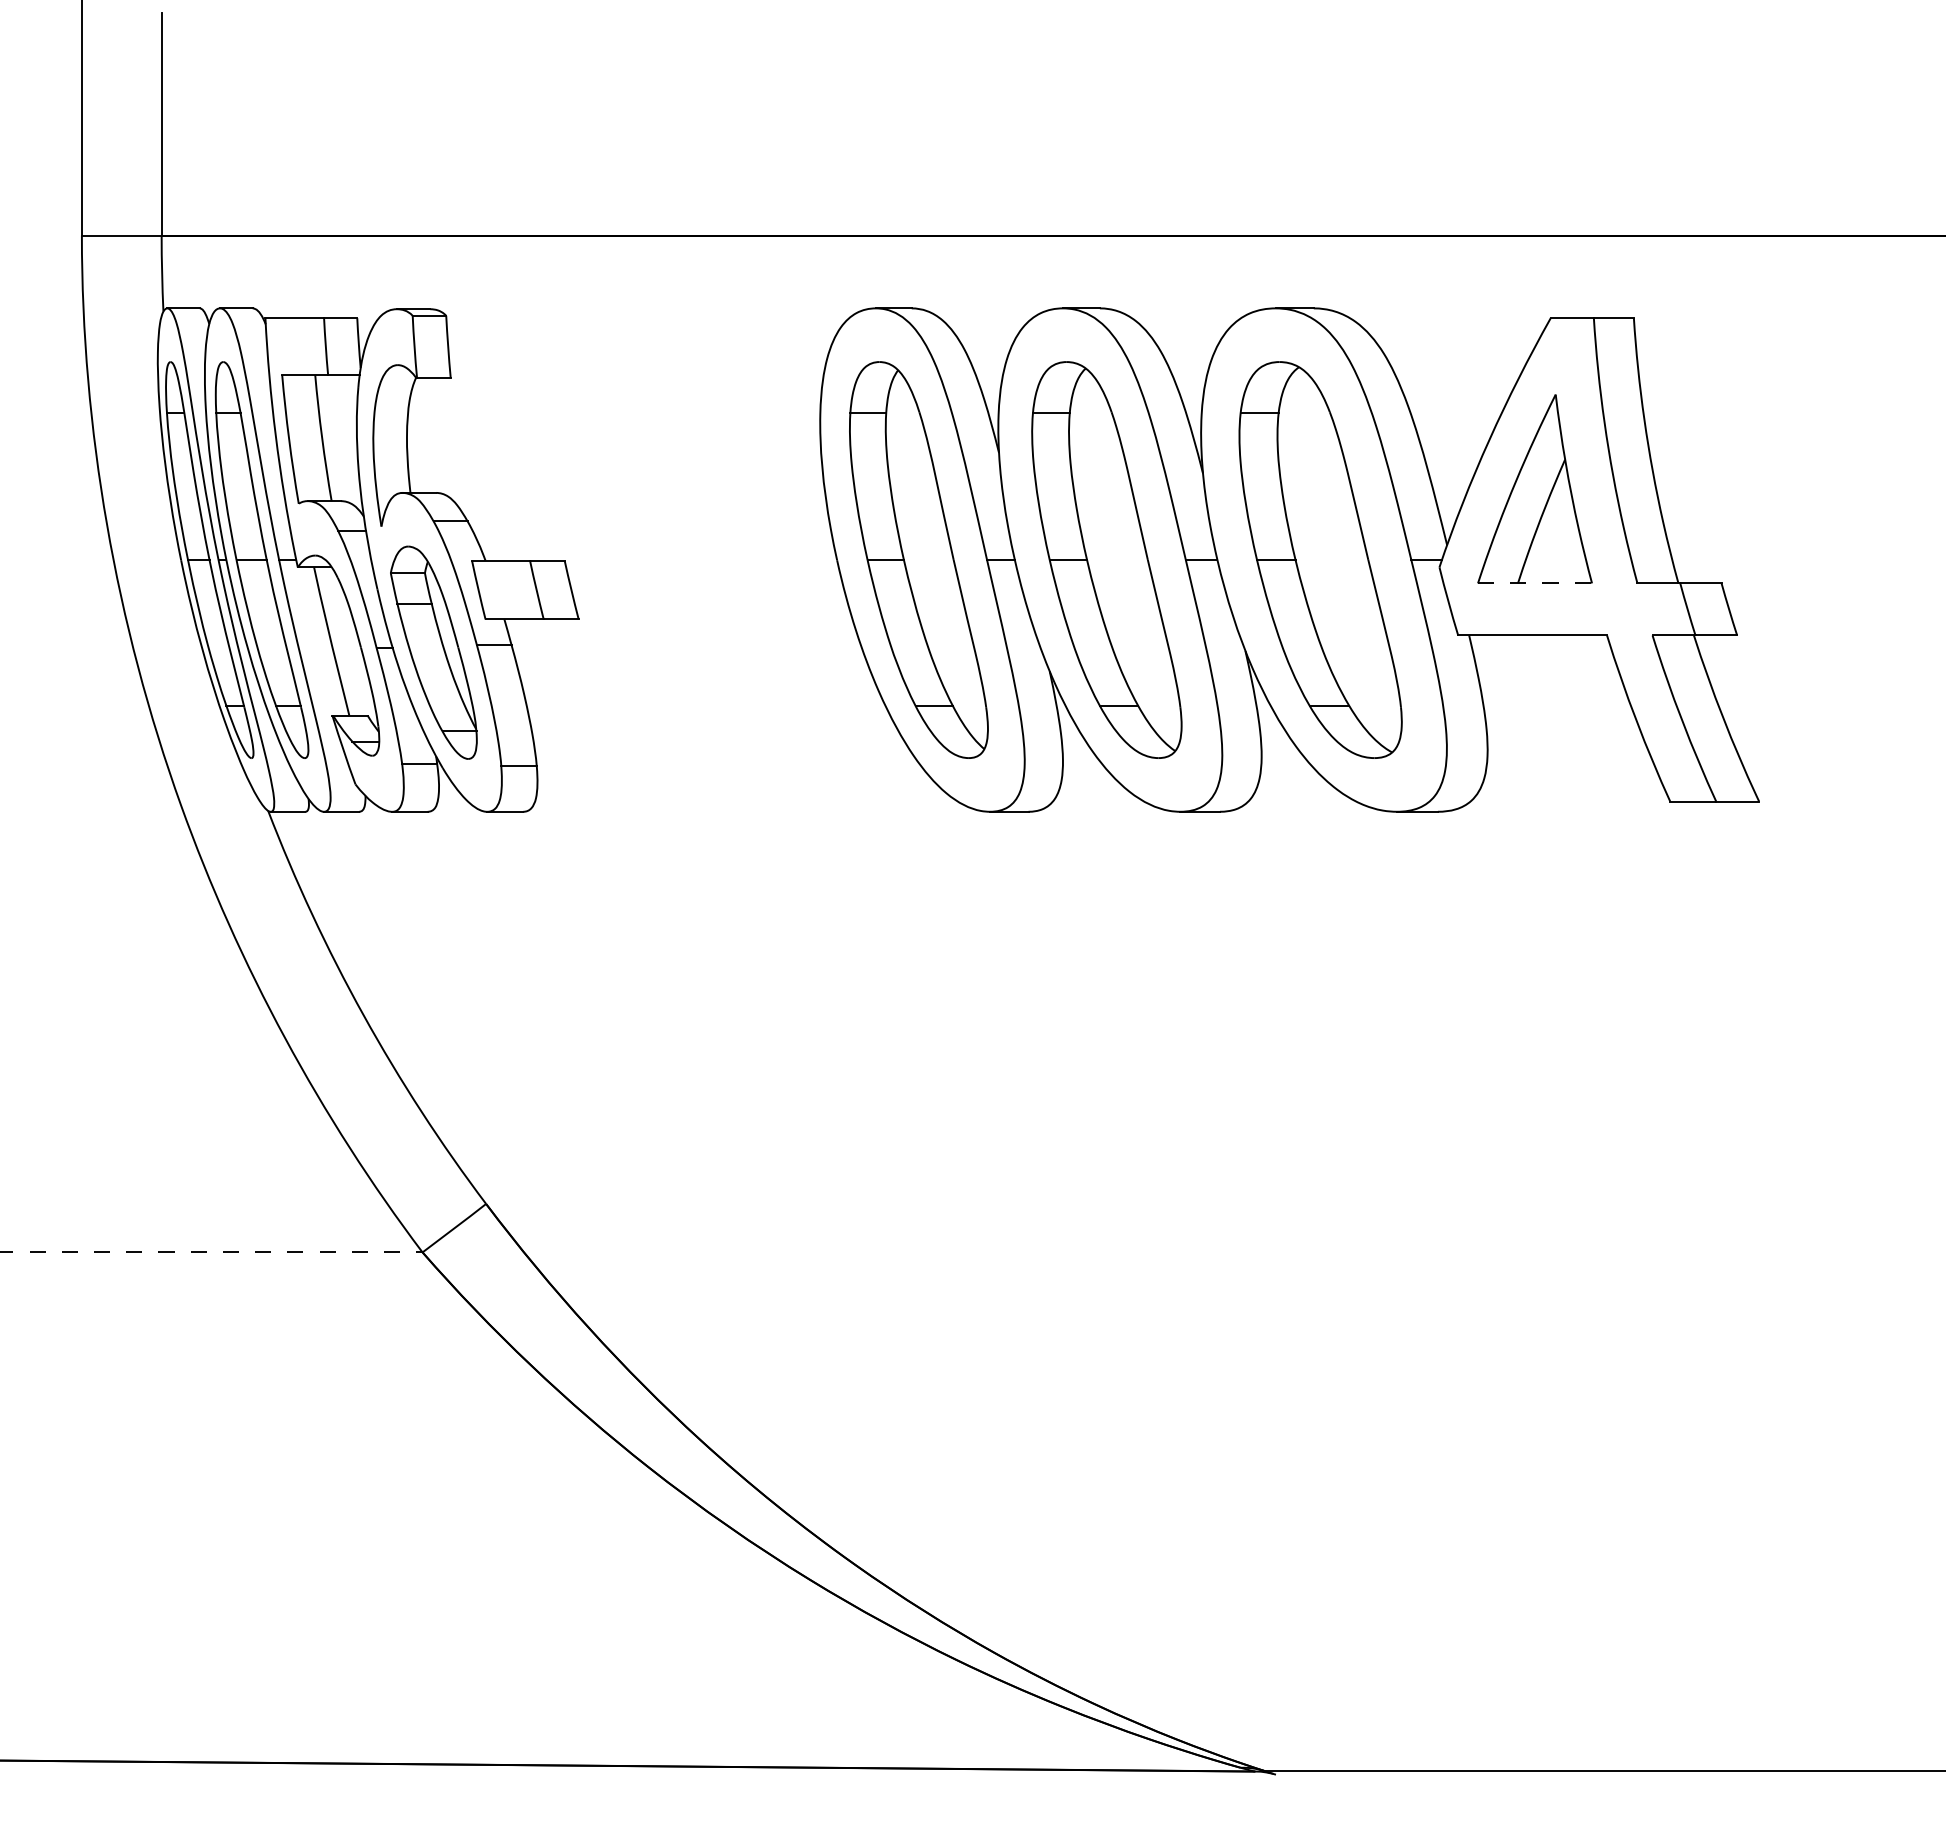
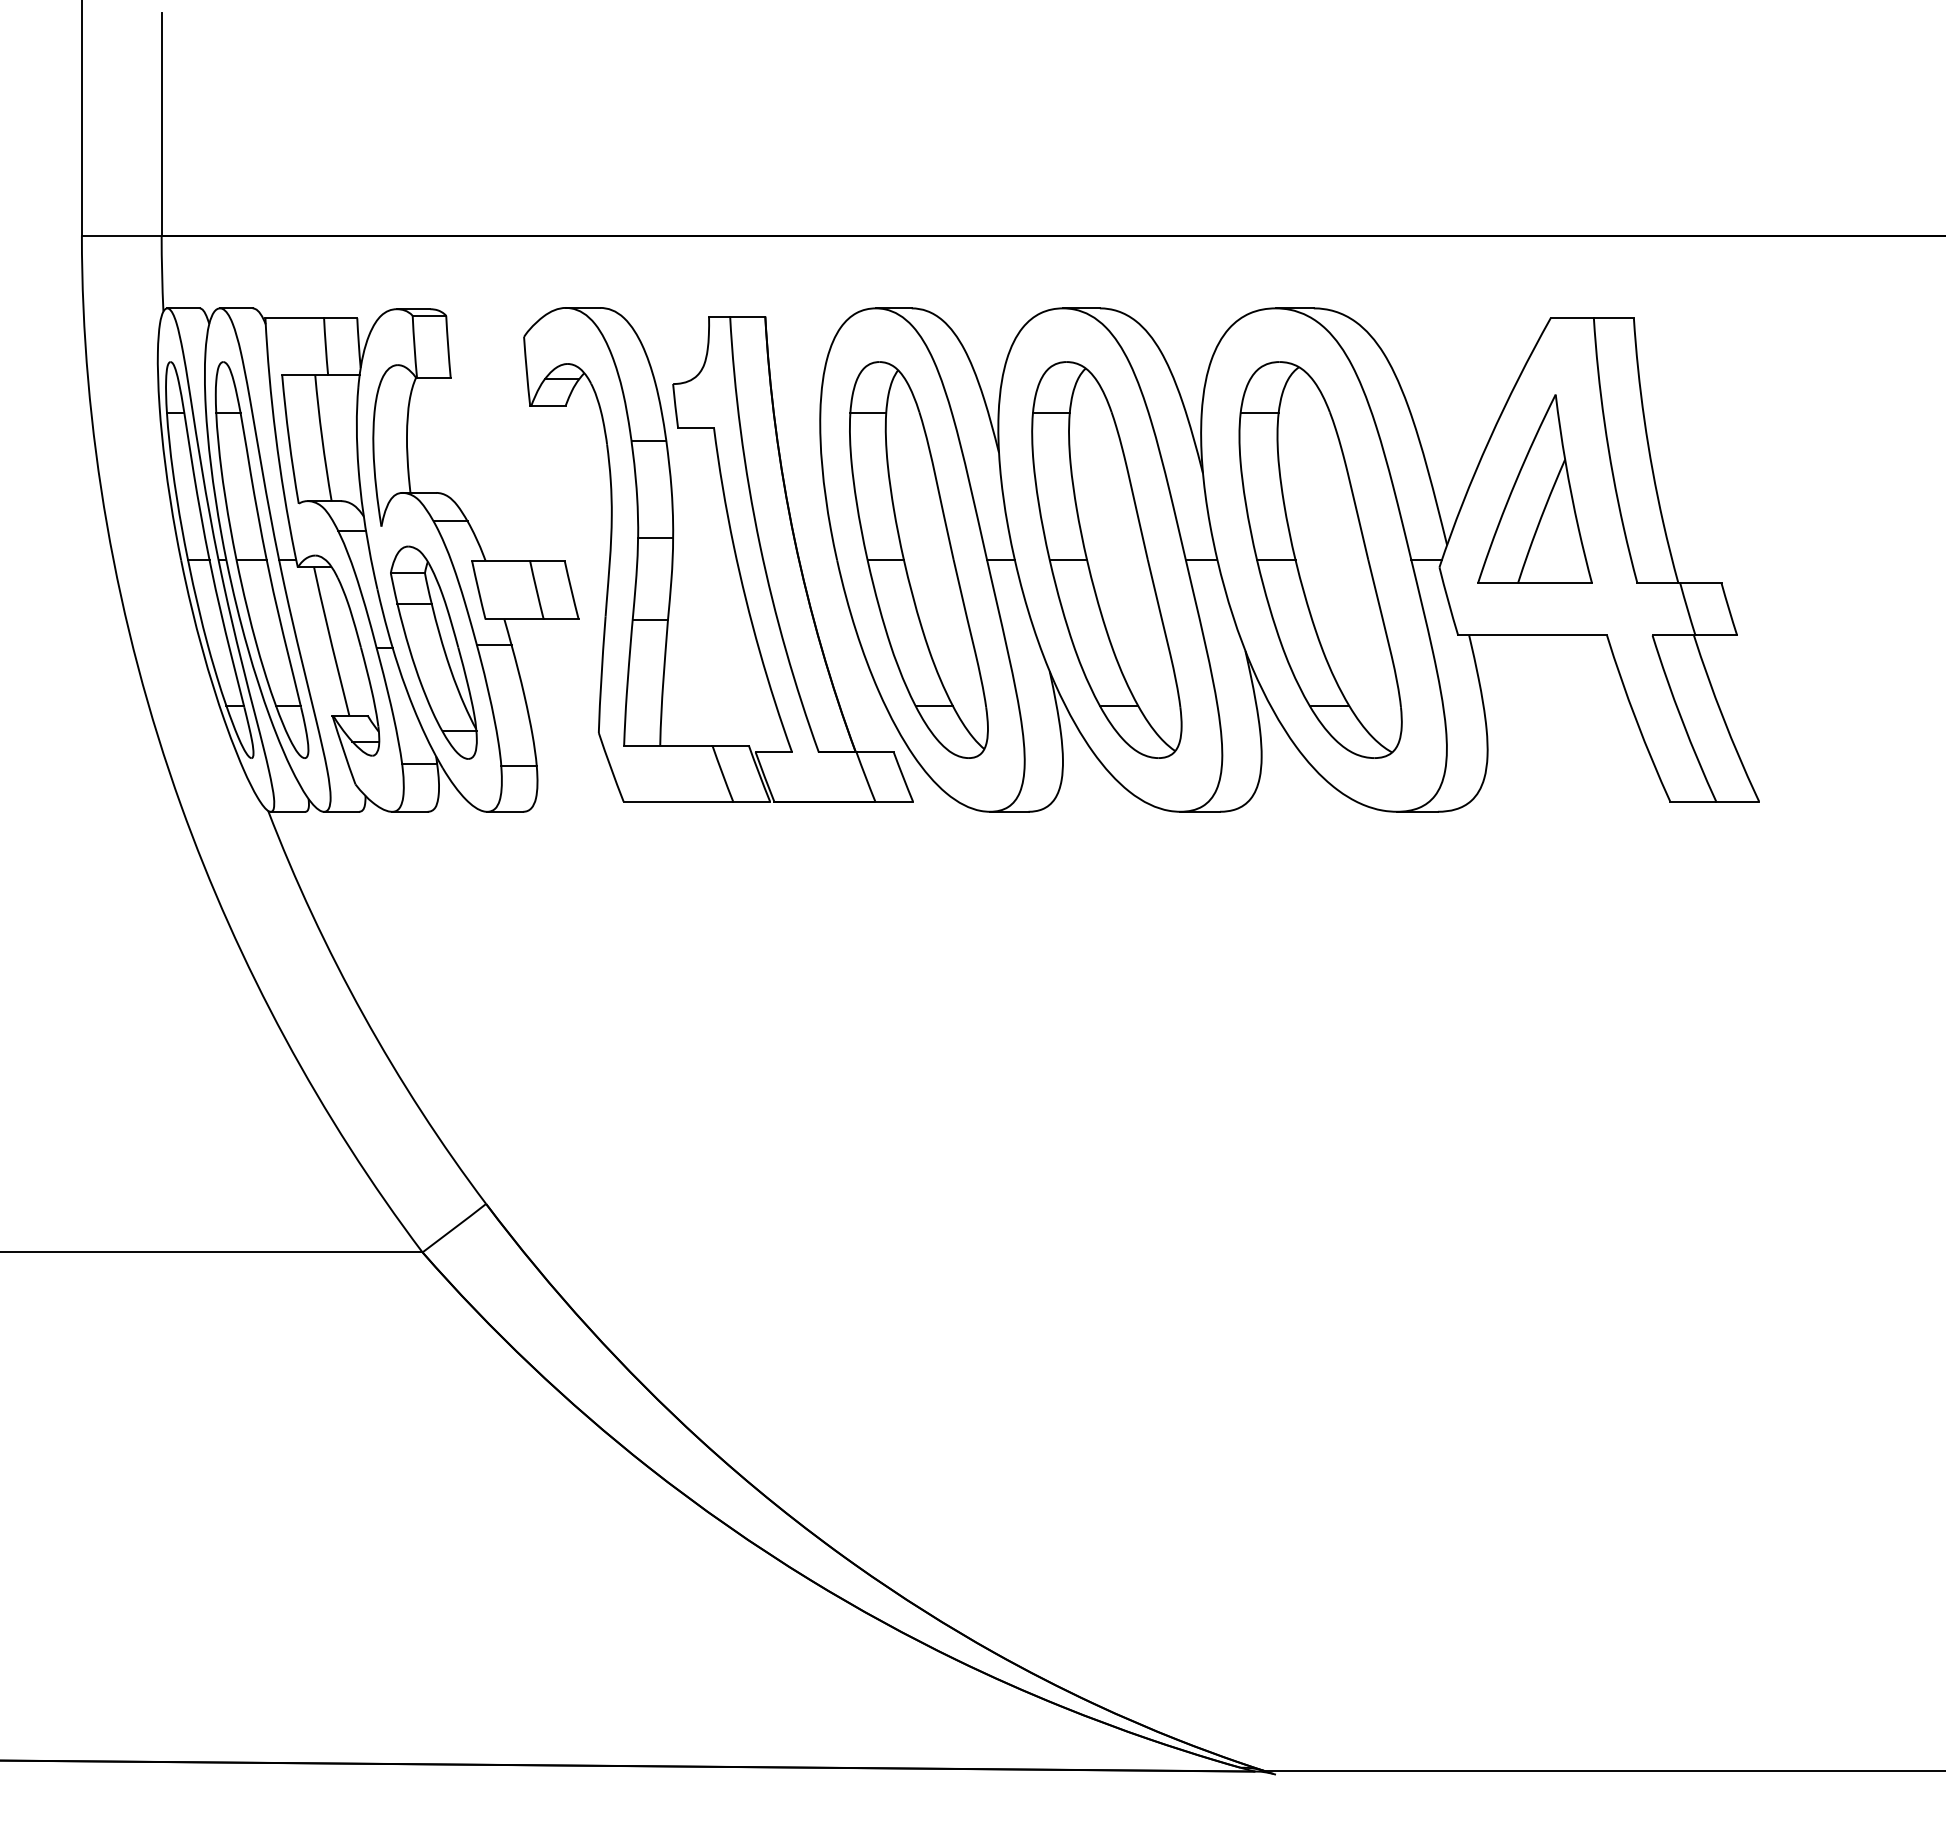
part: none -> present (733, 550)
line: dashed -> solid (1535, 583)
line: dashed -> solid (211, 1252)
